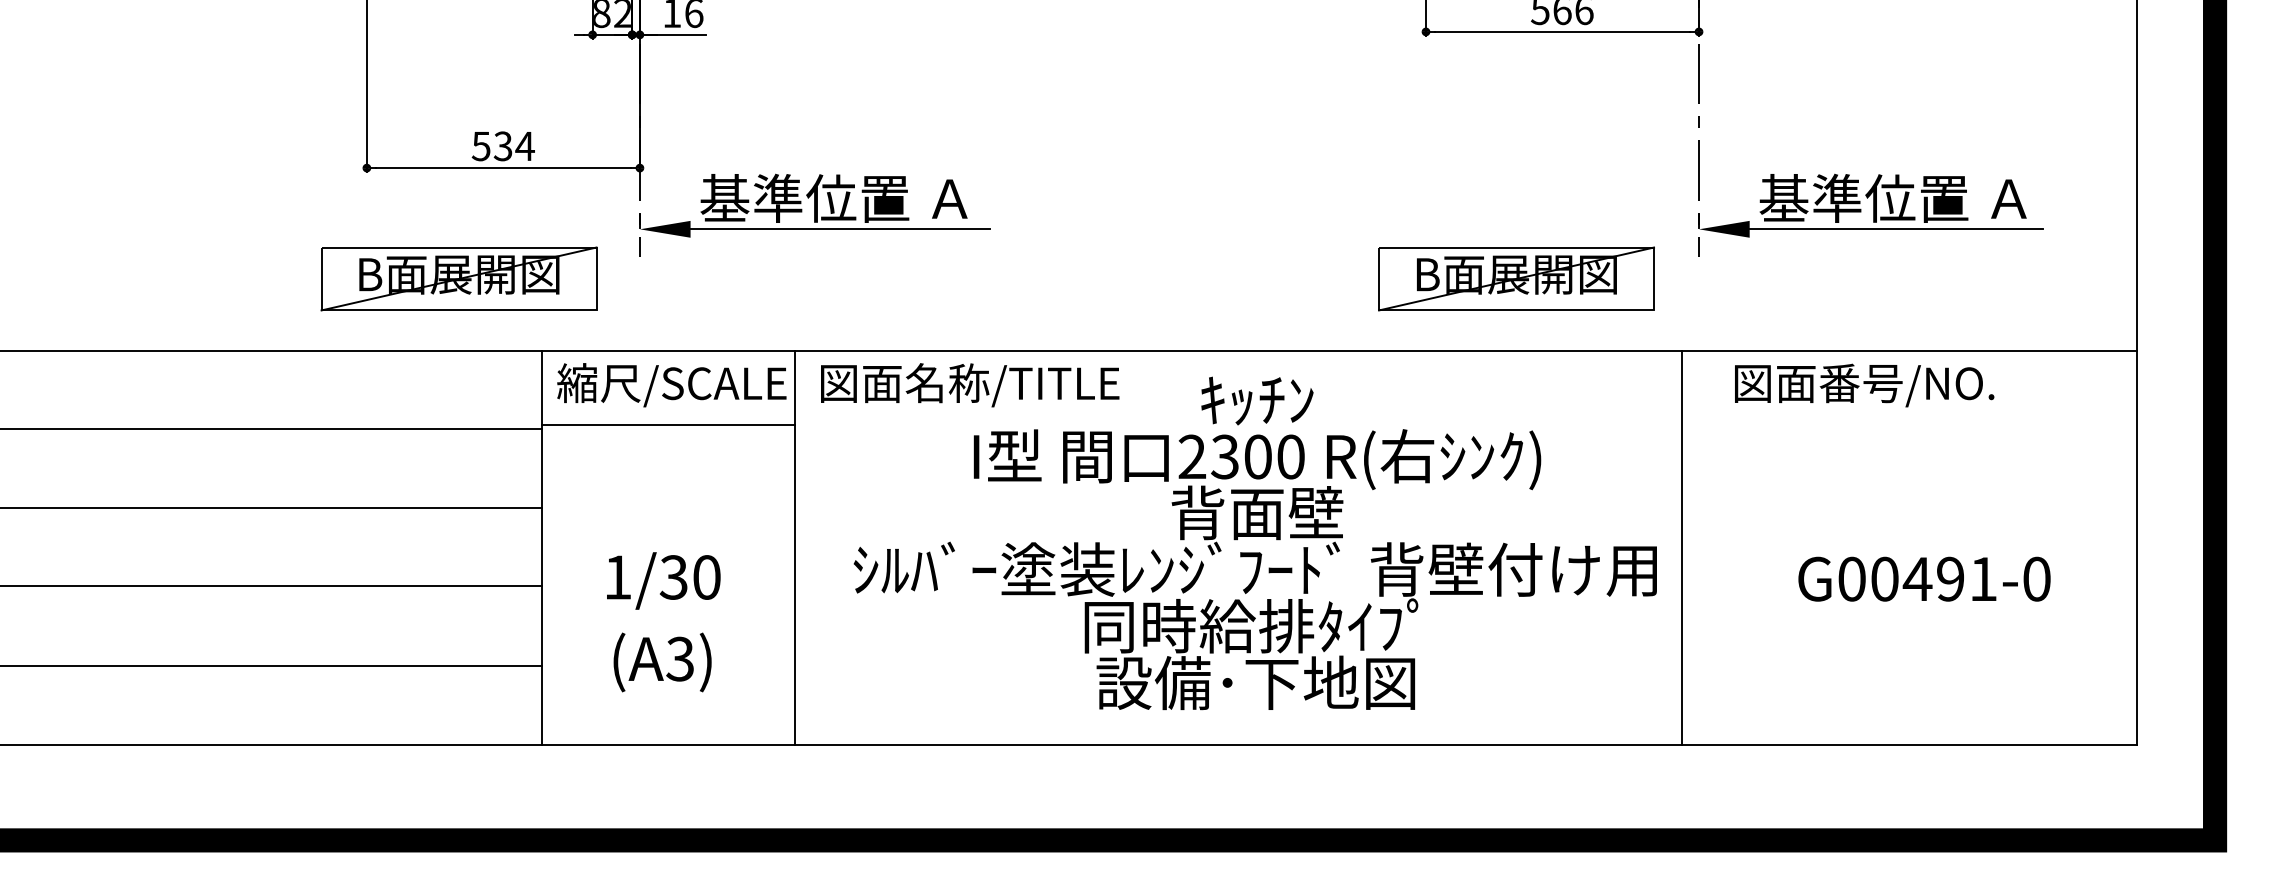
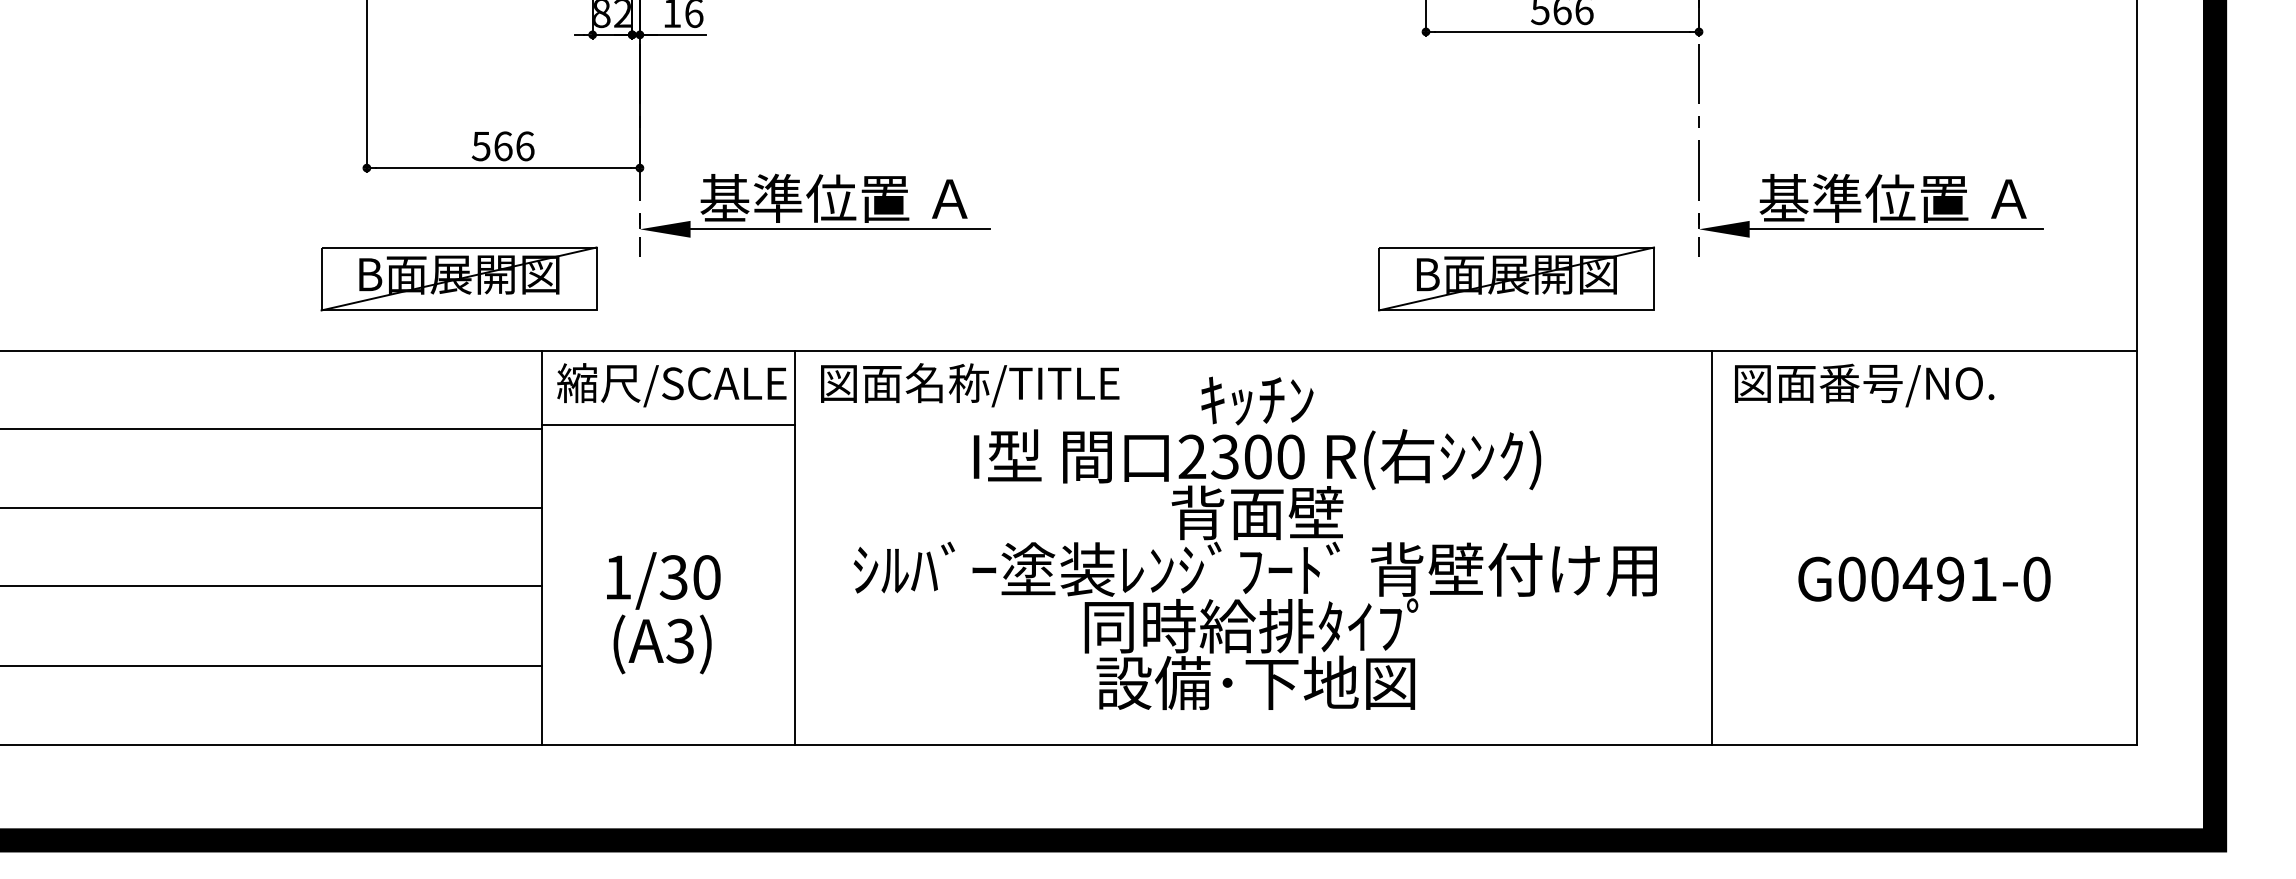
text: 534 -> 566 (513, 146)
line position: (1681, 547) -> (1711, 547) (1711, 547)
text position: (662, 662) -> (662, 644) (662, 644)
